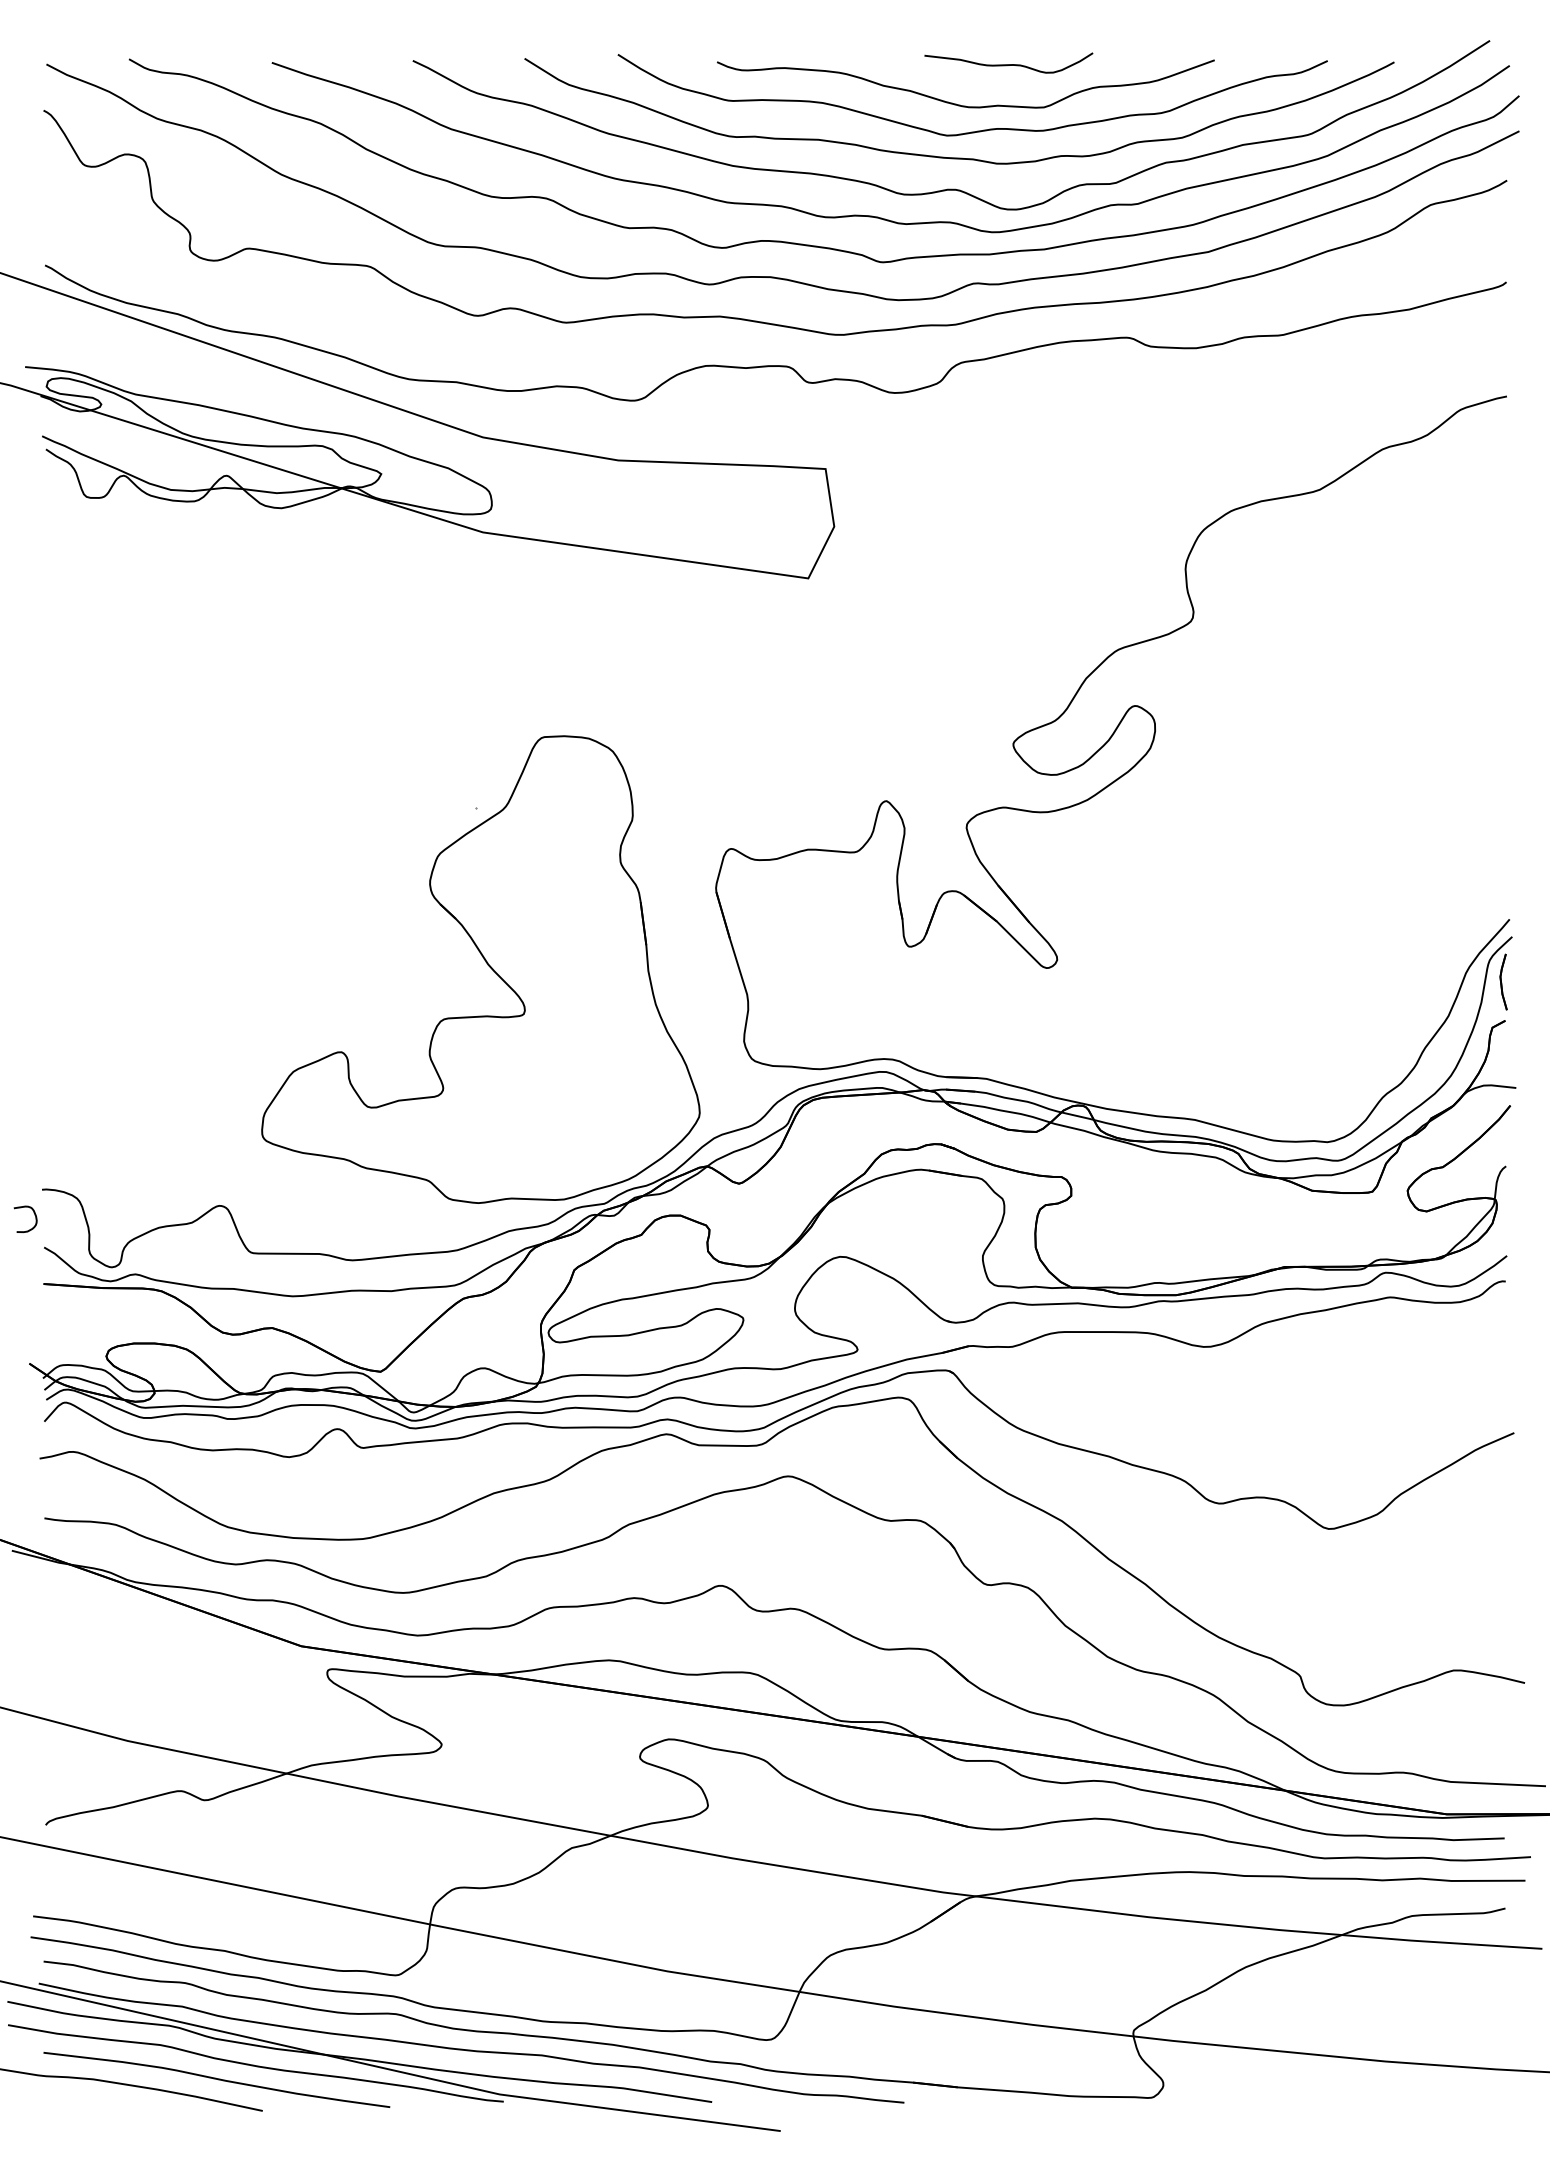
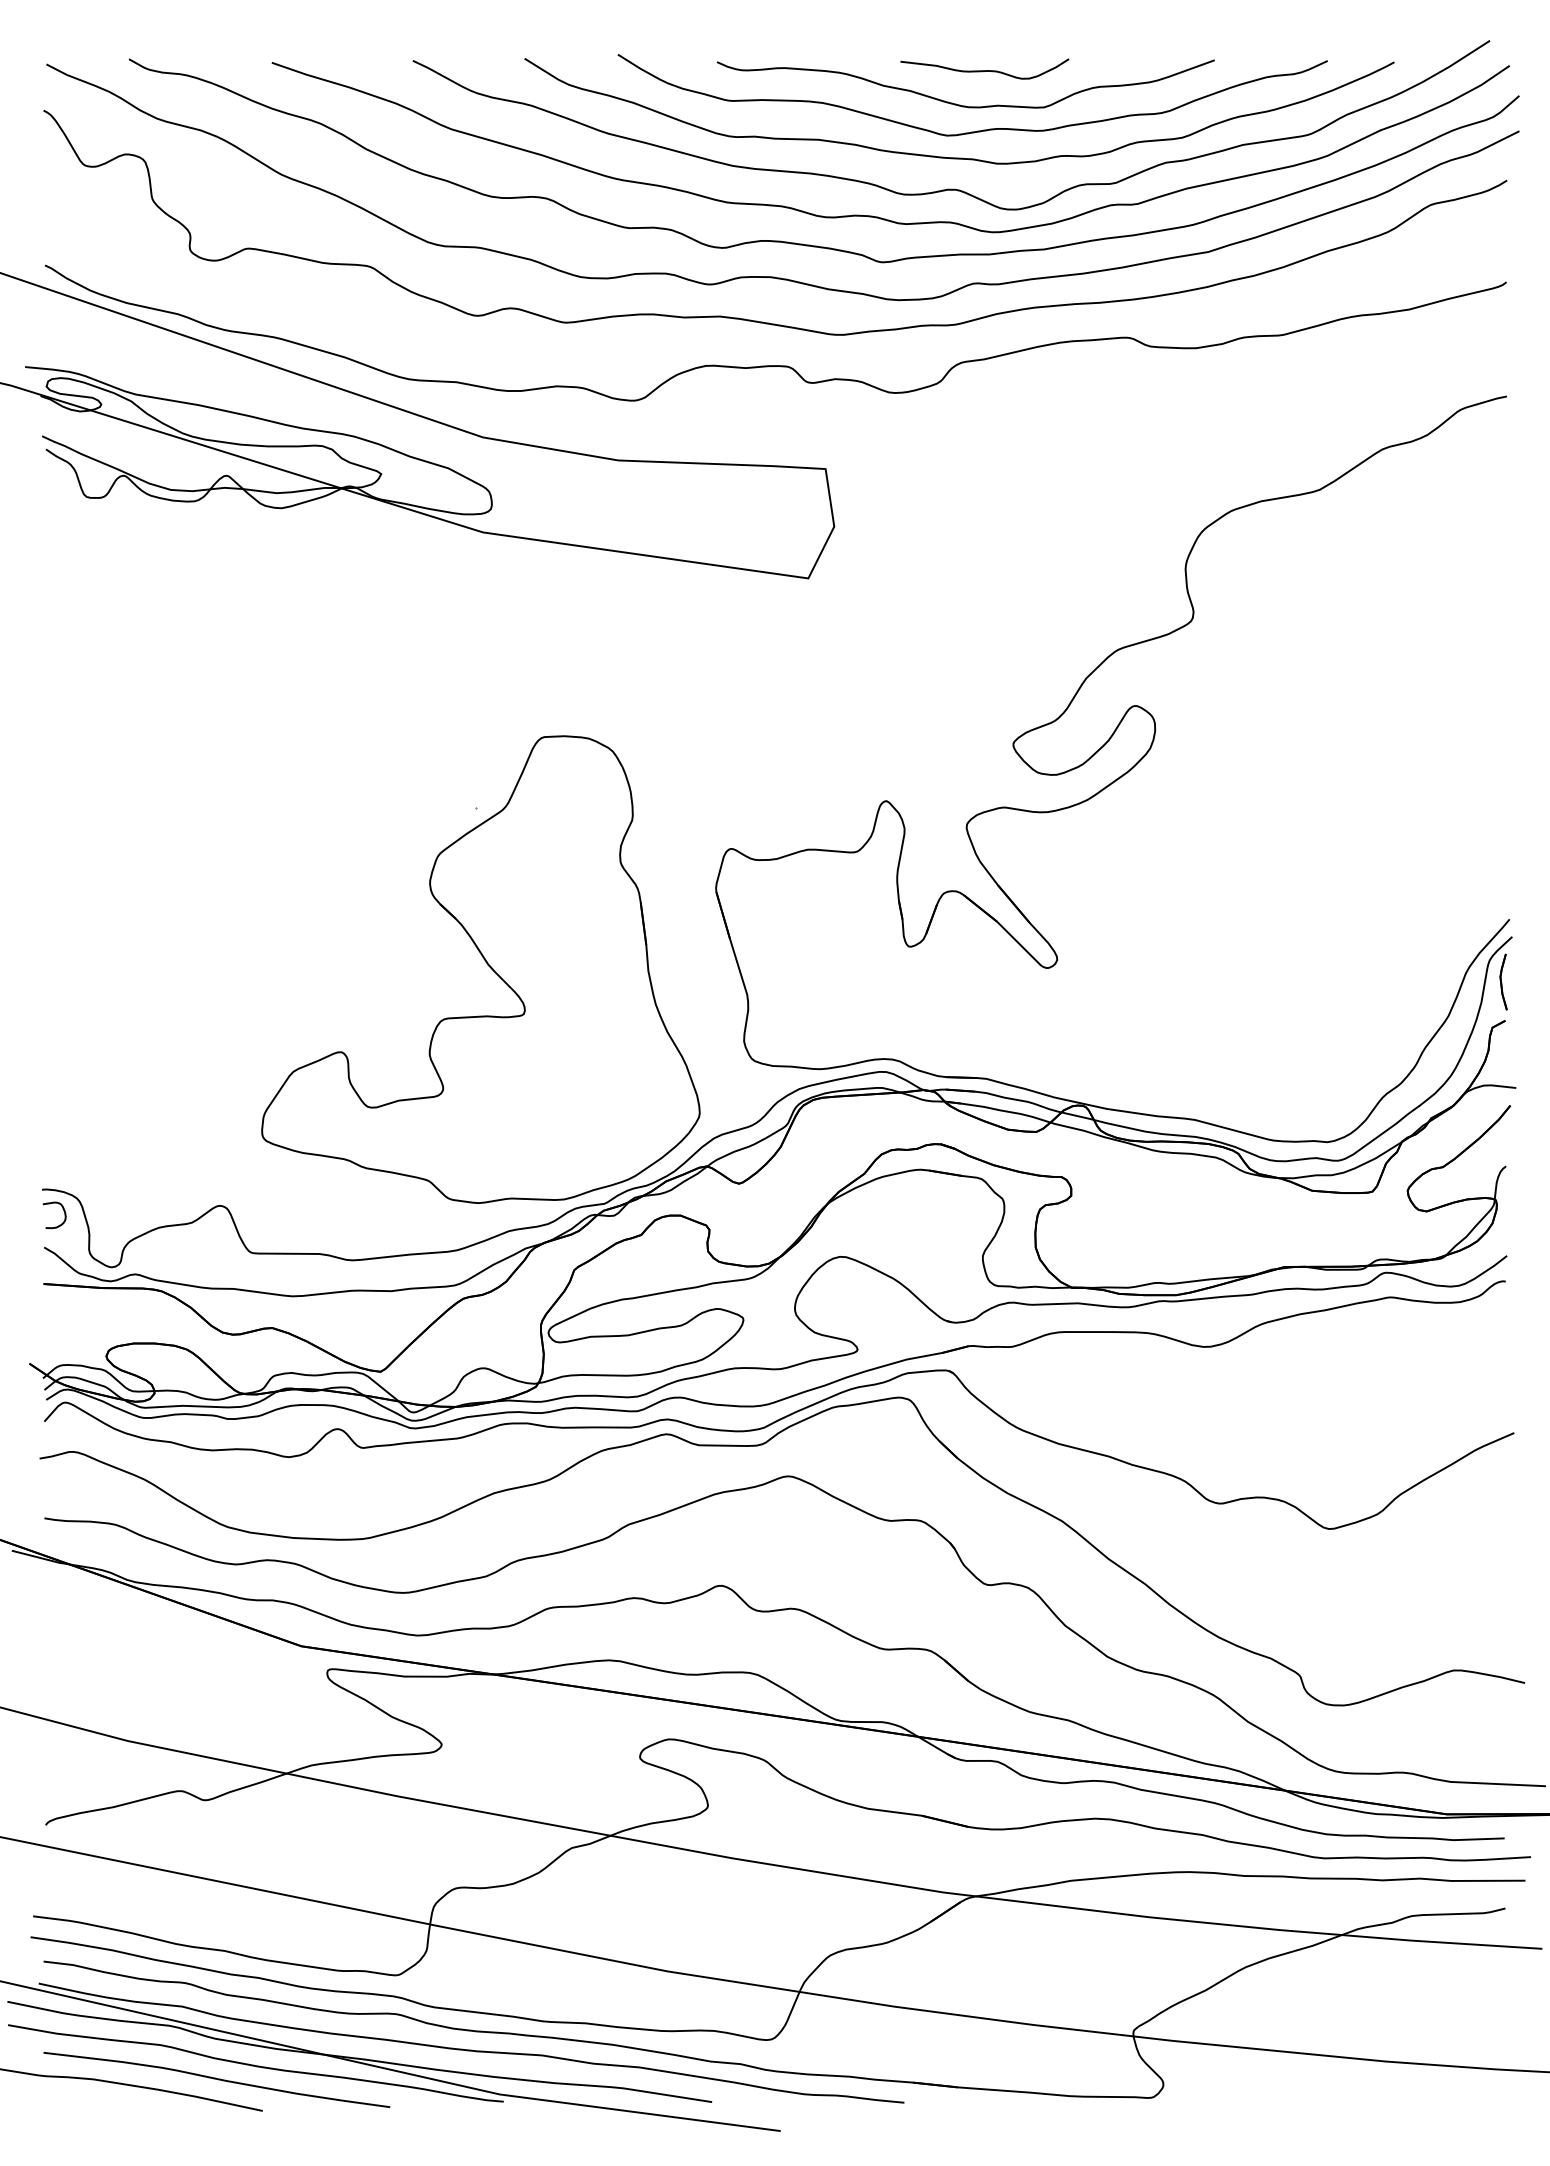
curve position: (1008, 64) -> (984, 70) (984, 70)
curve position: (34, 1215) -> (63, 1211) (63, 1211)
